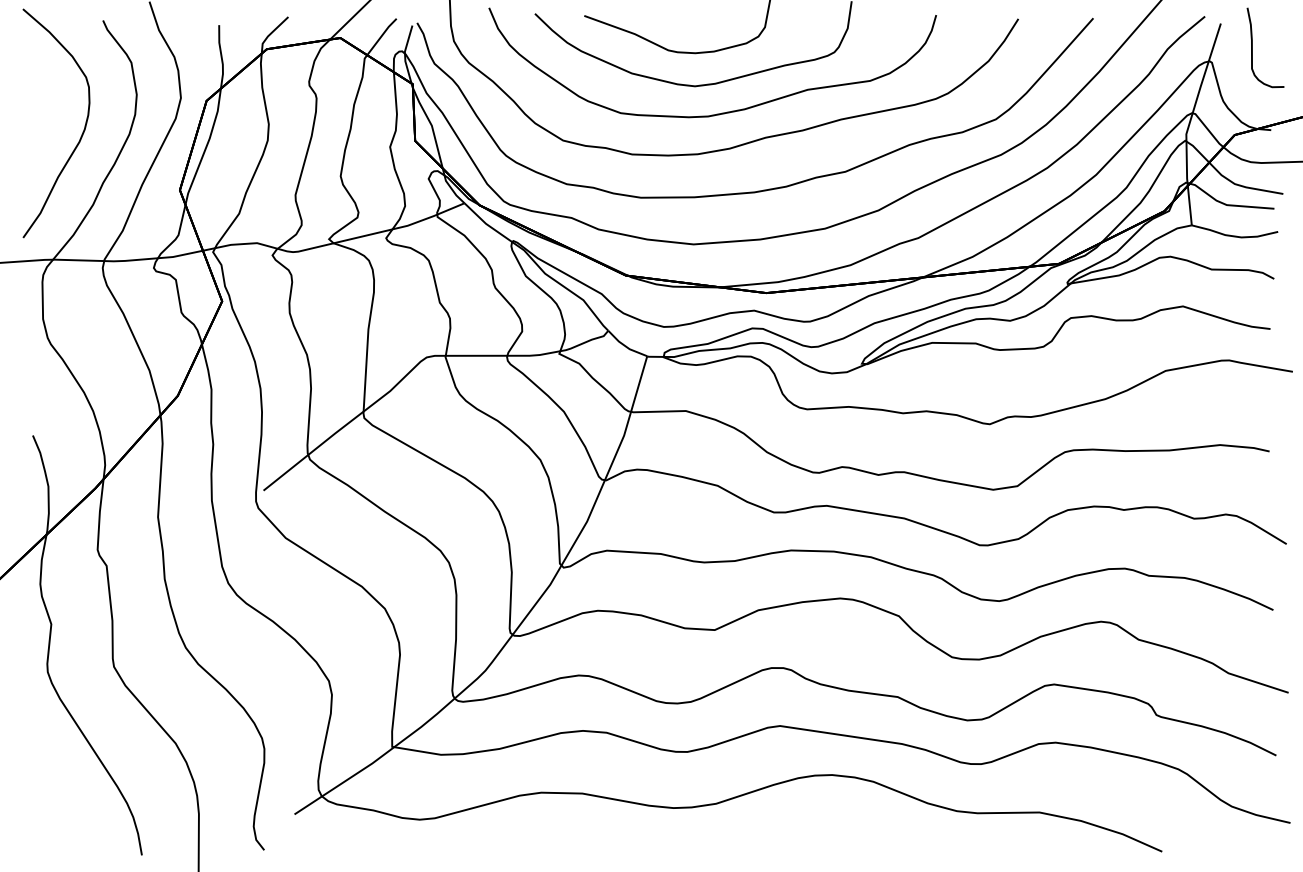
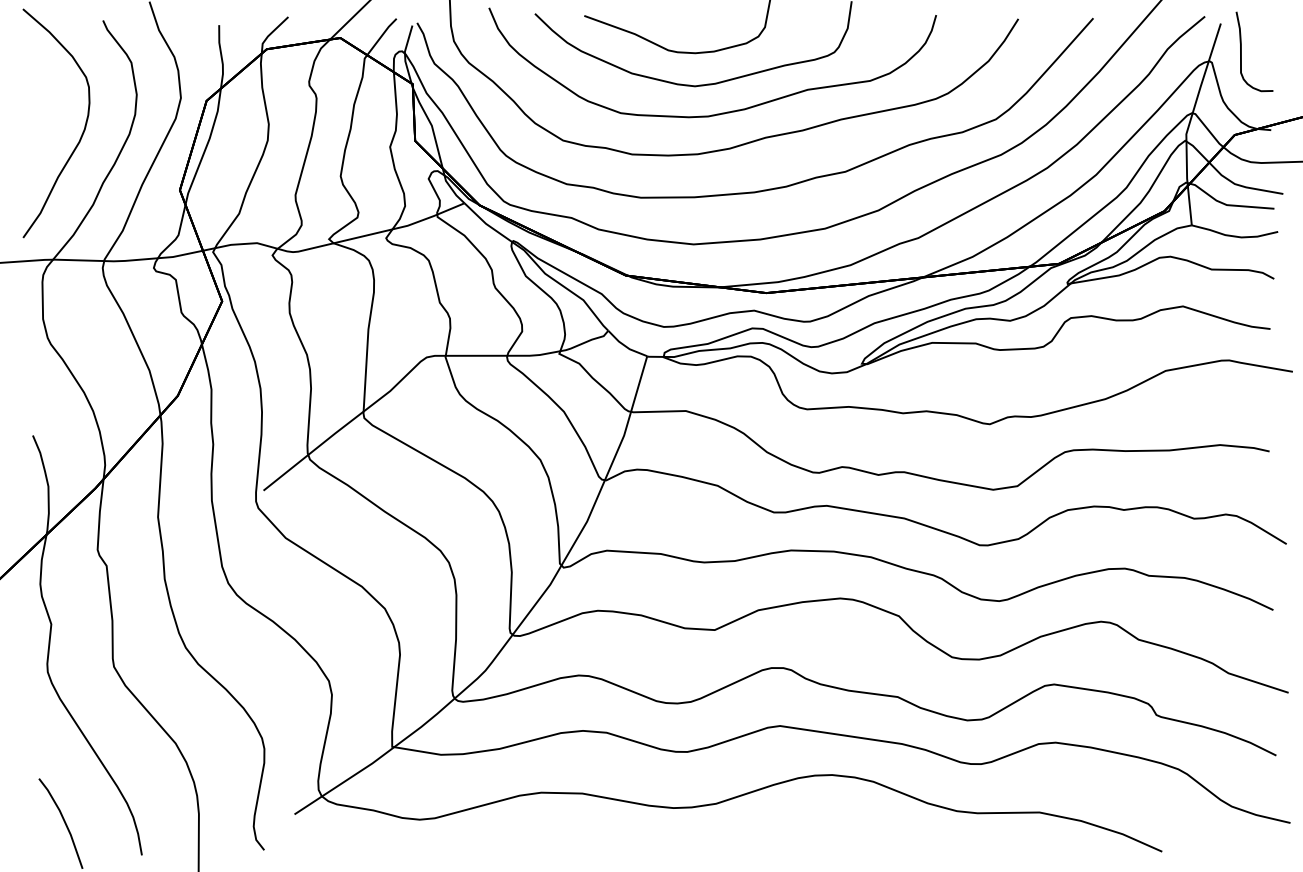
curve position: (1252, 47) -> (1241, 51) (1241, 51)
line: none -> present (63, 821)
